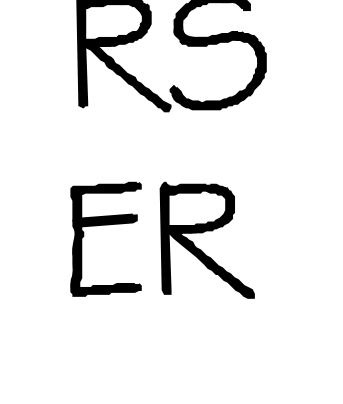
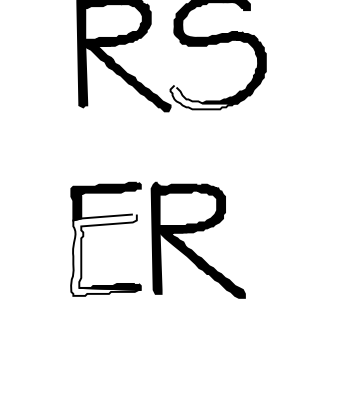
fill: present -> none (204, 97)
part position: (202, 233) -> (193, 233) (193, 233)
fill: present -> none (105, 254)
